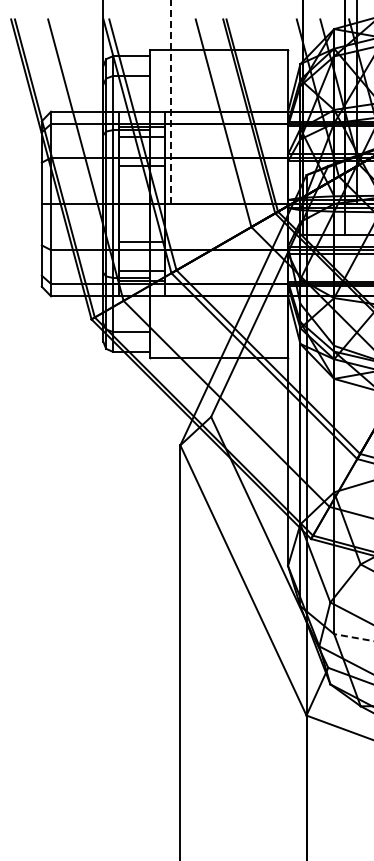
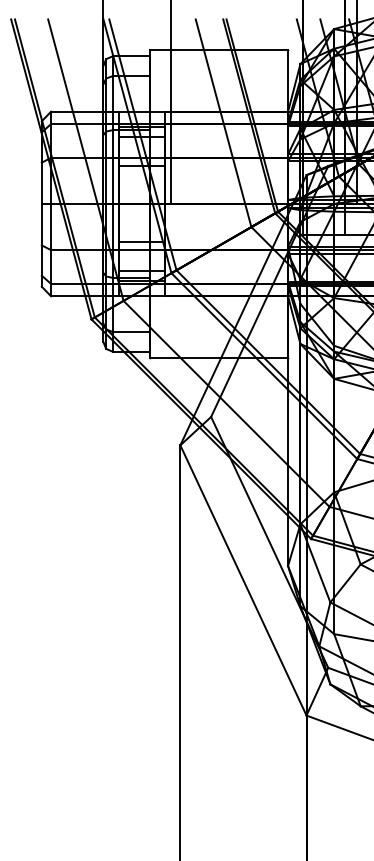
line: dashed -> solid (171, 102)
line: dashed -> solid (353, 637)
